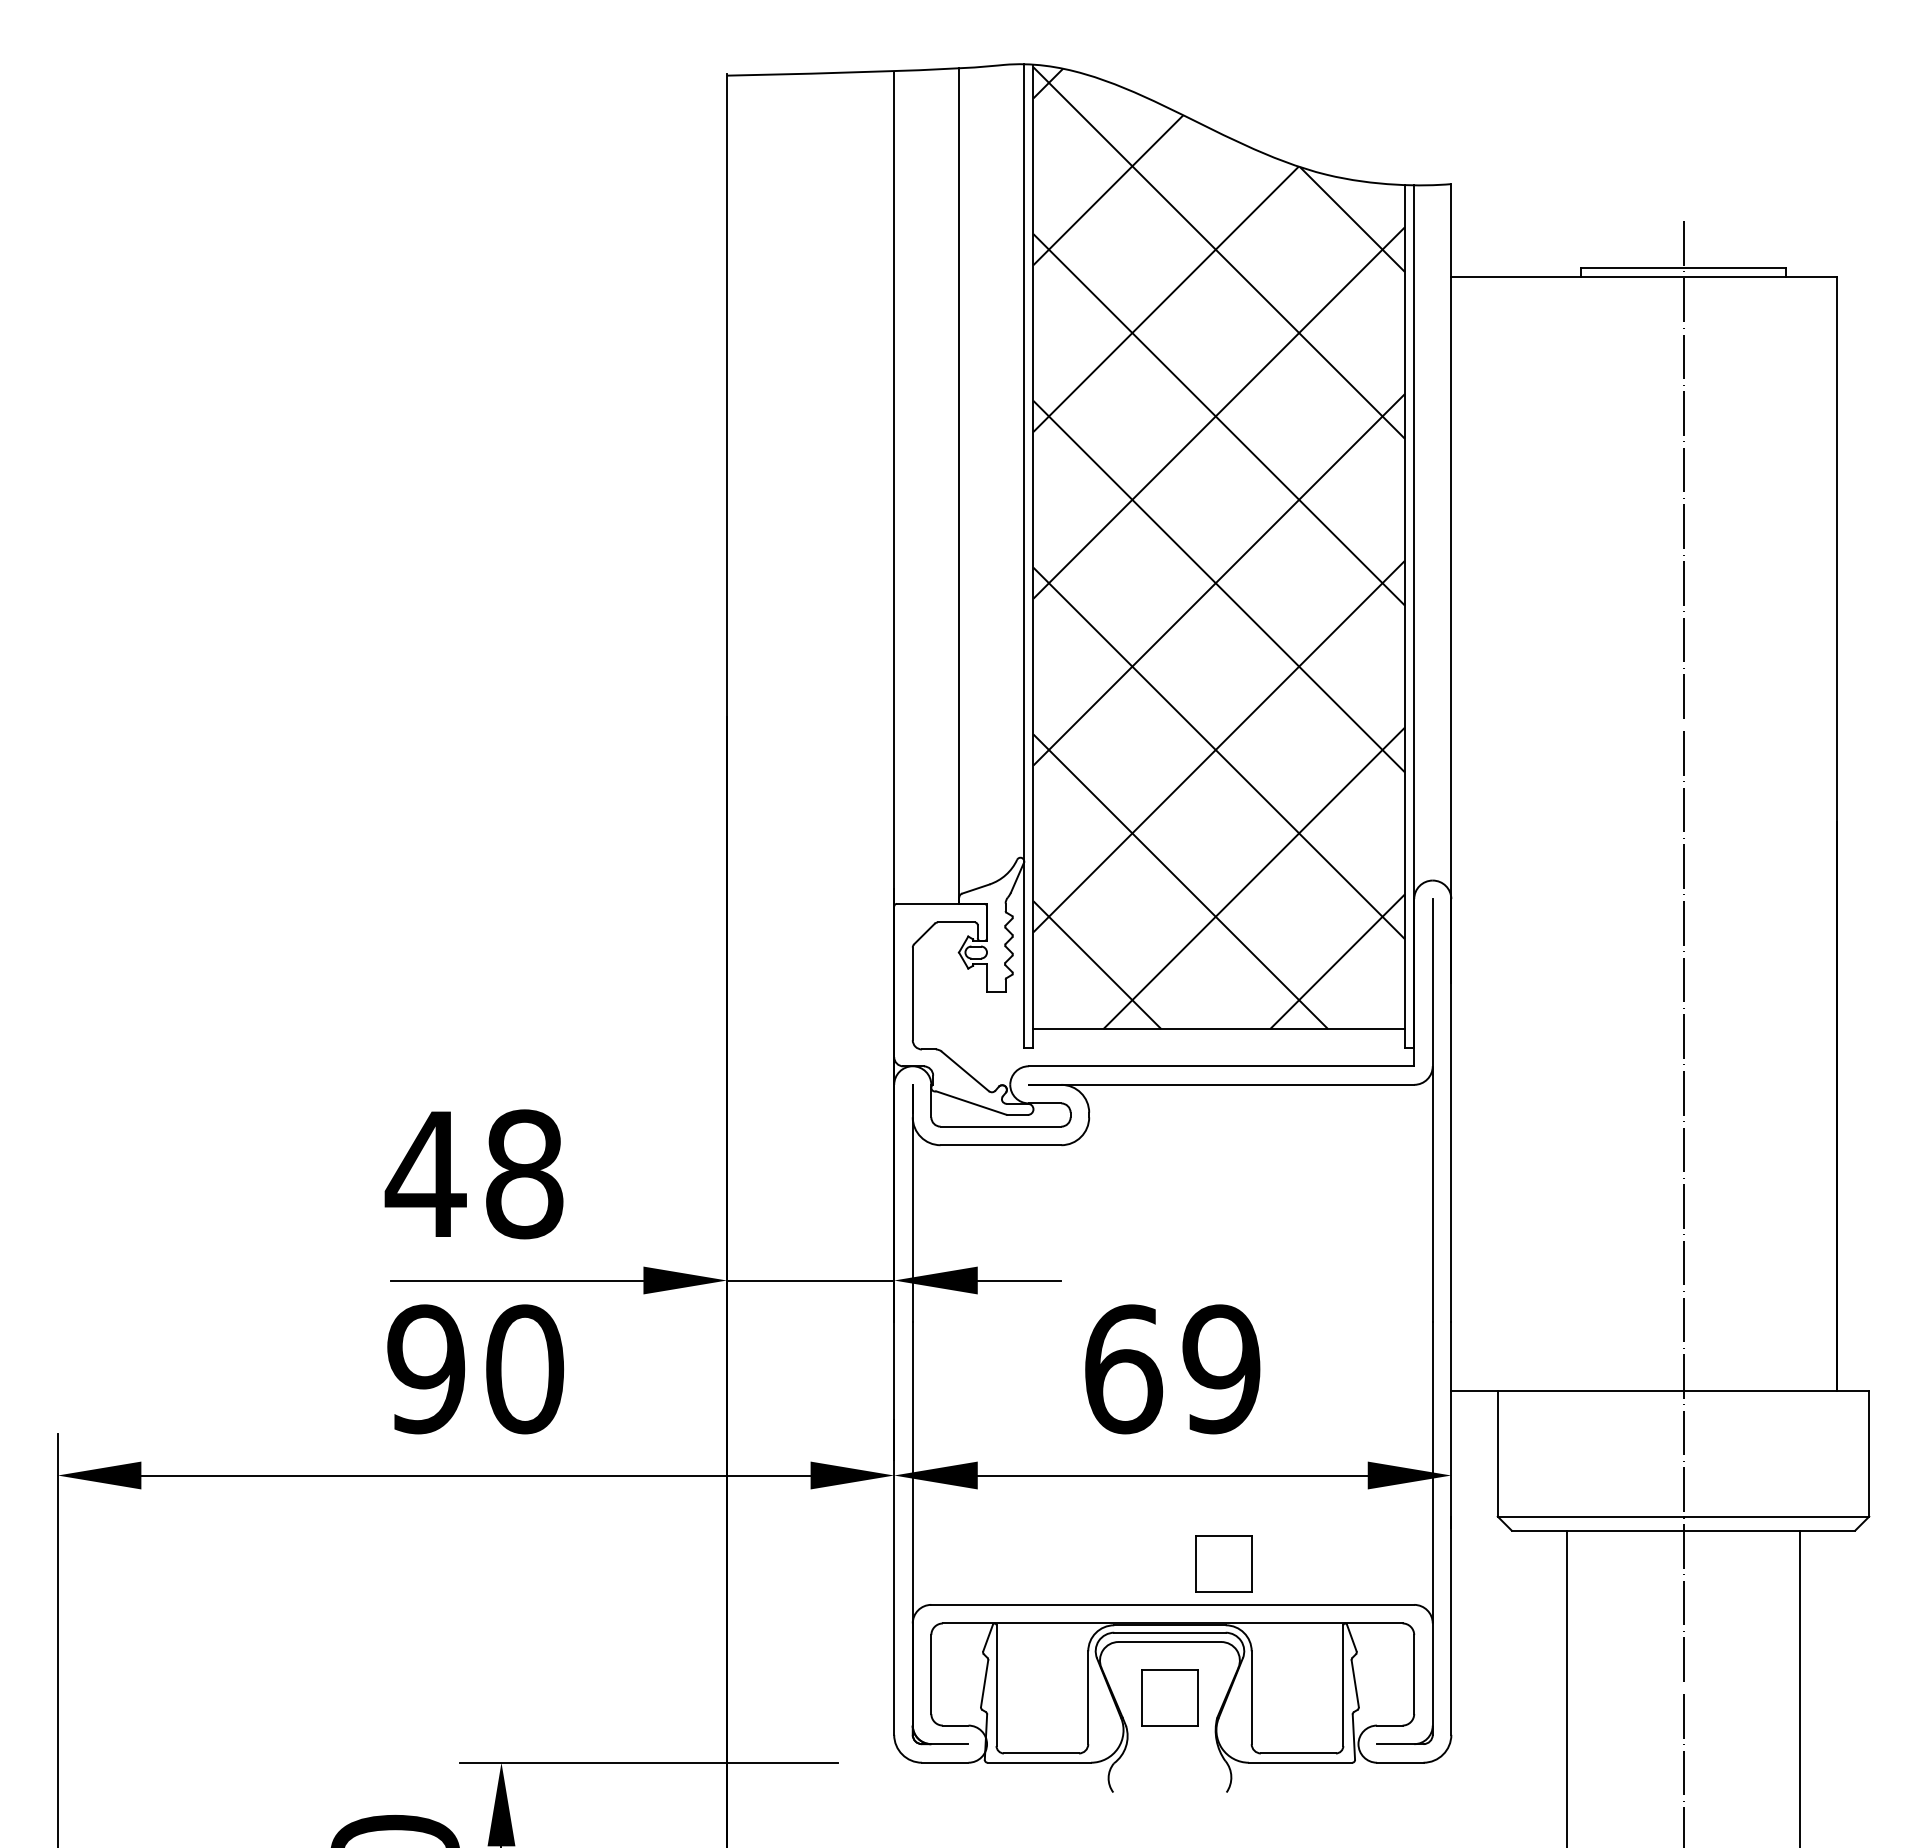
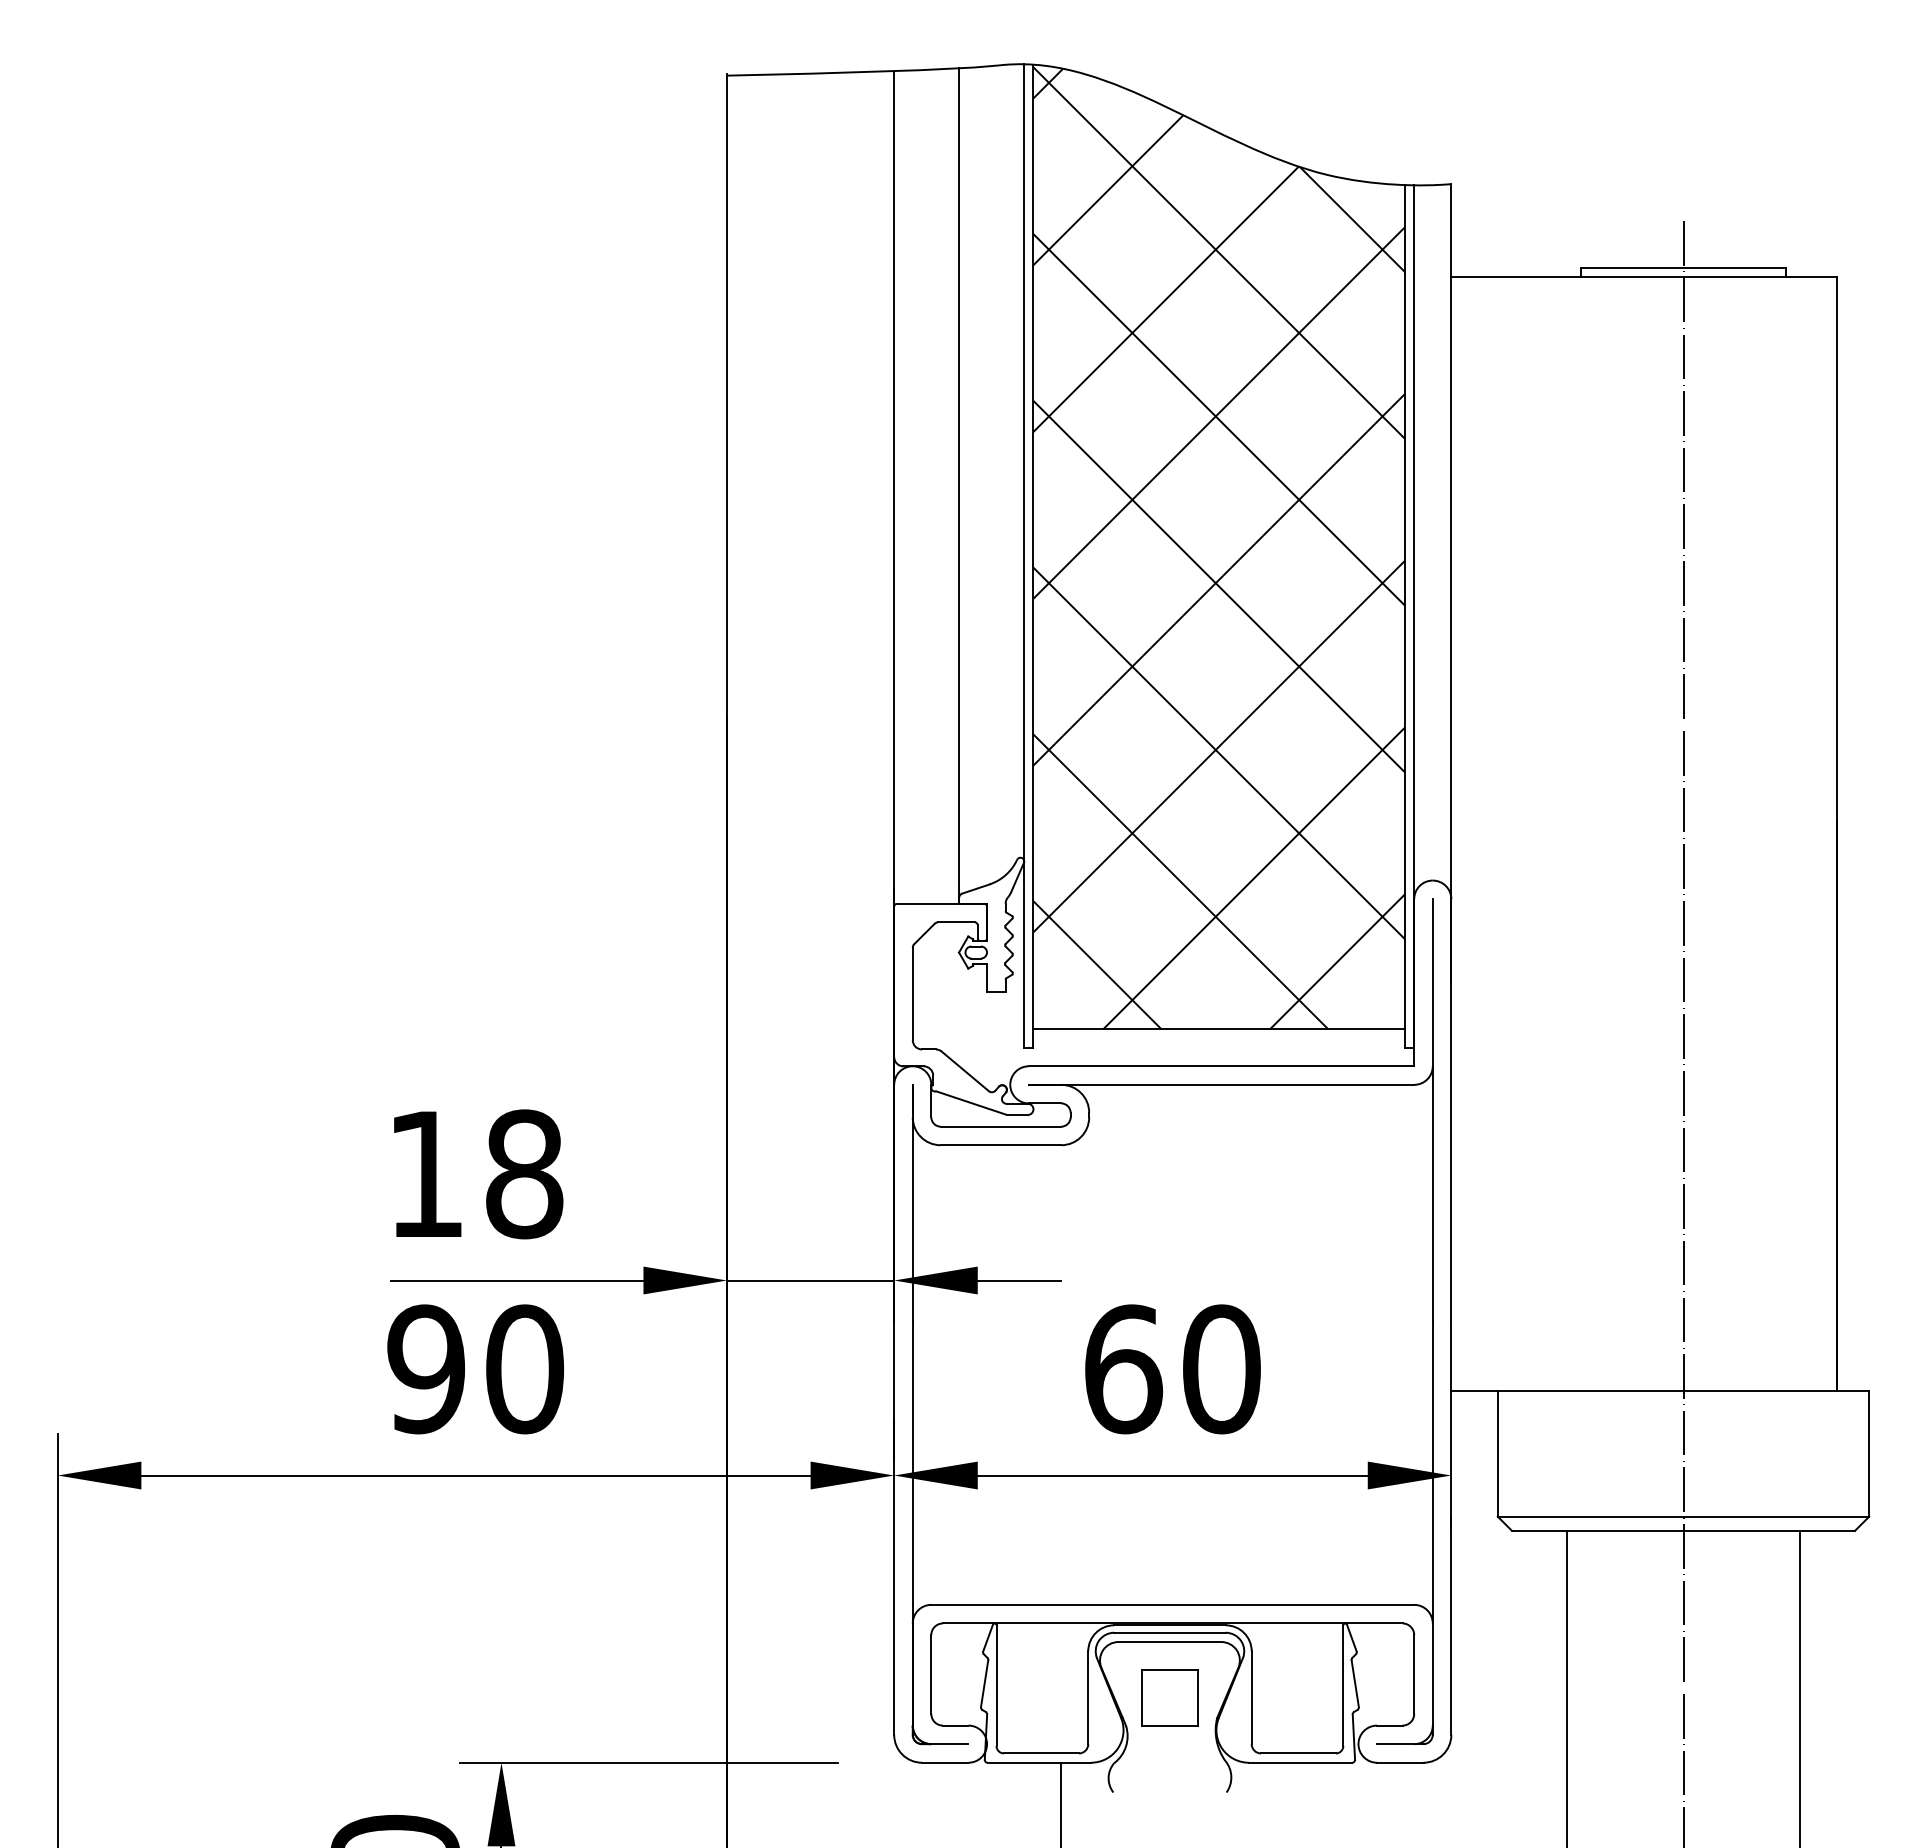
text: 48 -> 18 (425, 1173)
text: 69 -> 60 (1221, 1369)
part: present -> none (1223, 1563)
line: none -> present (1061, 1803)
